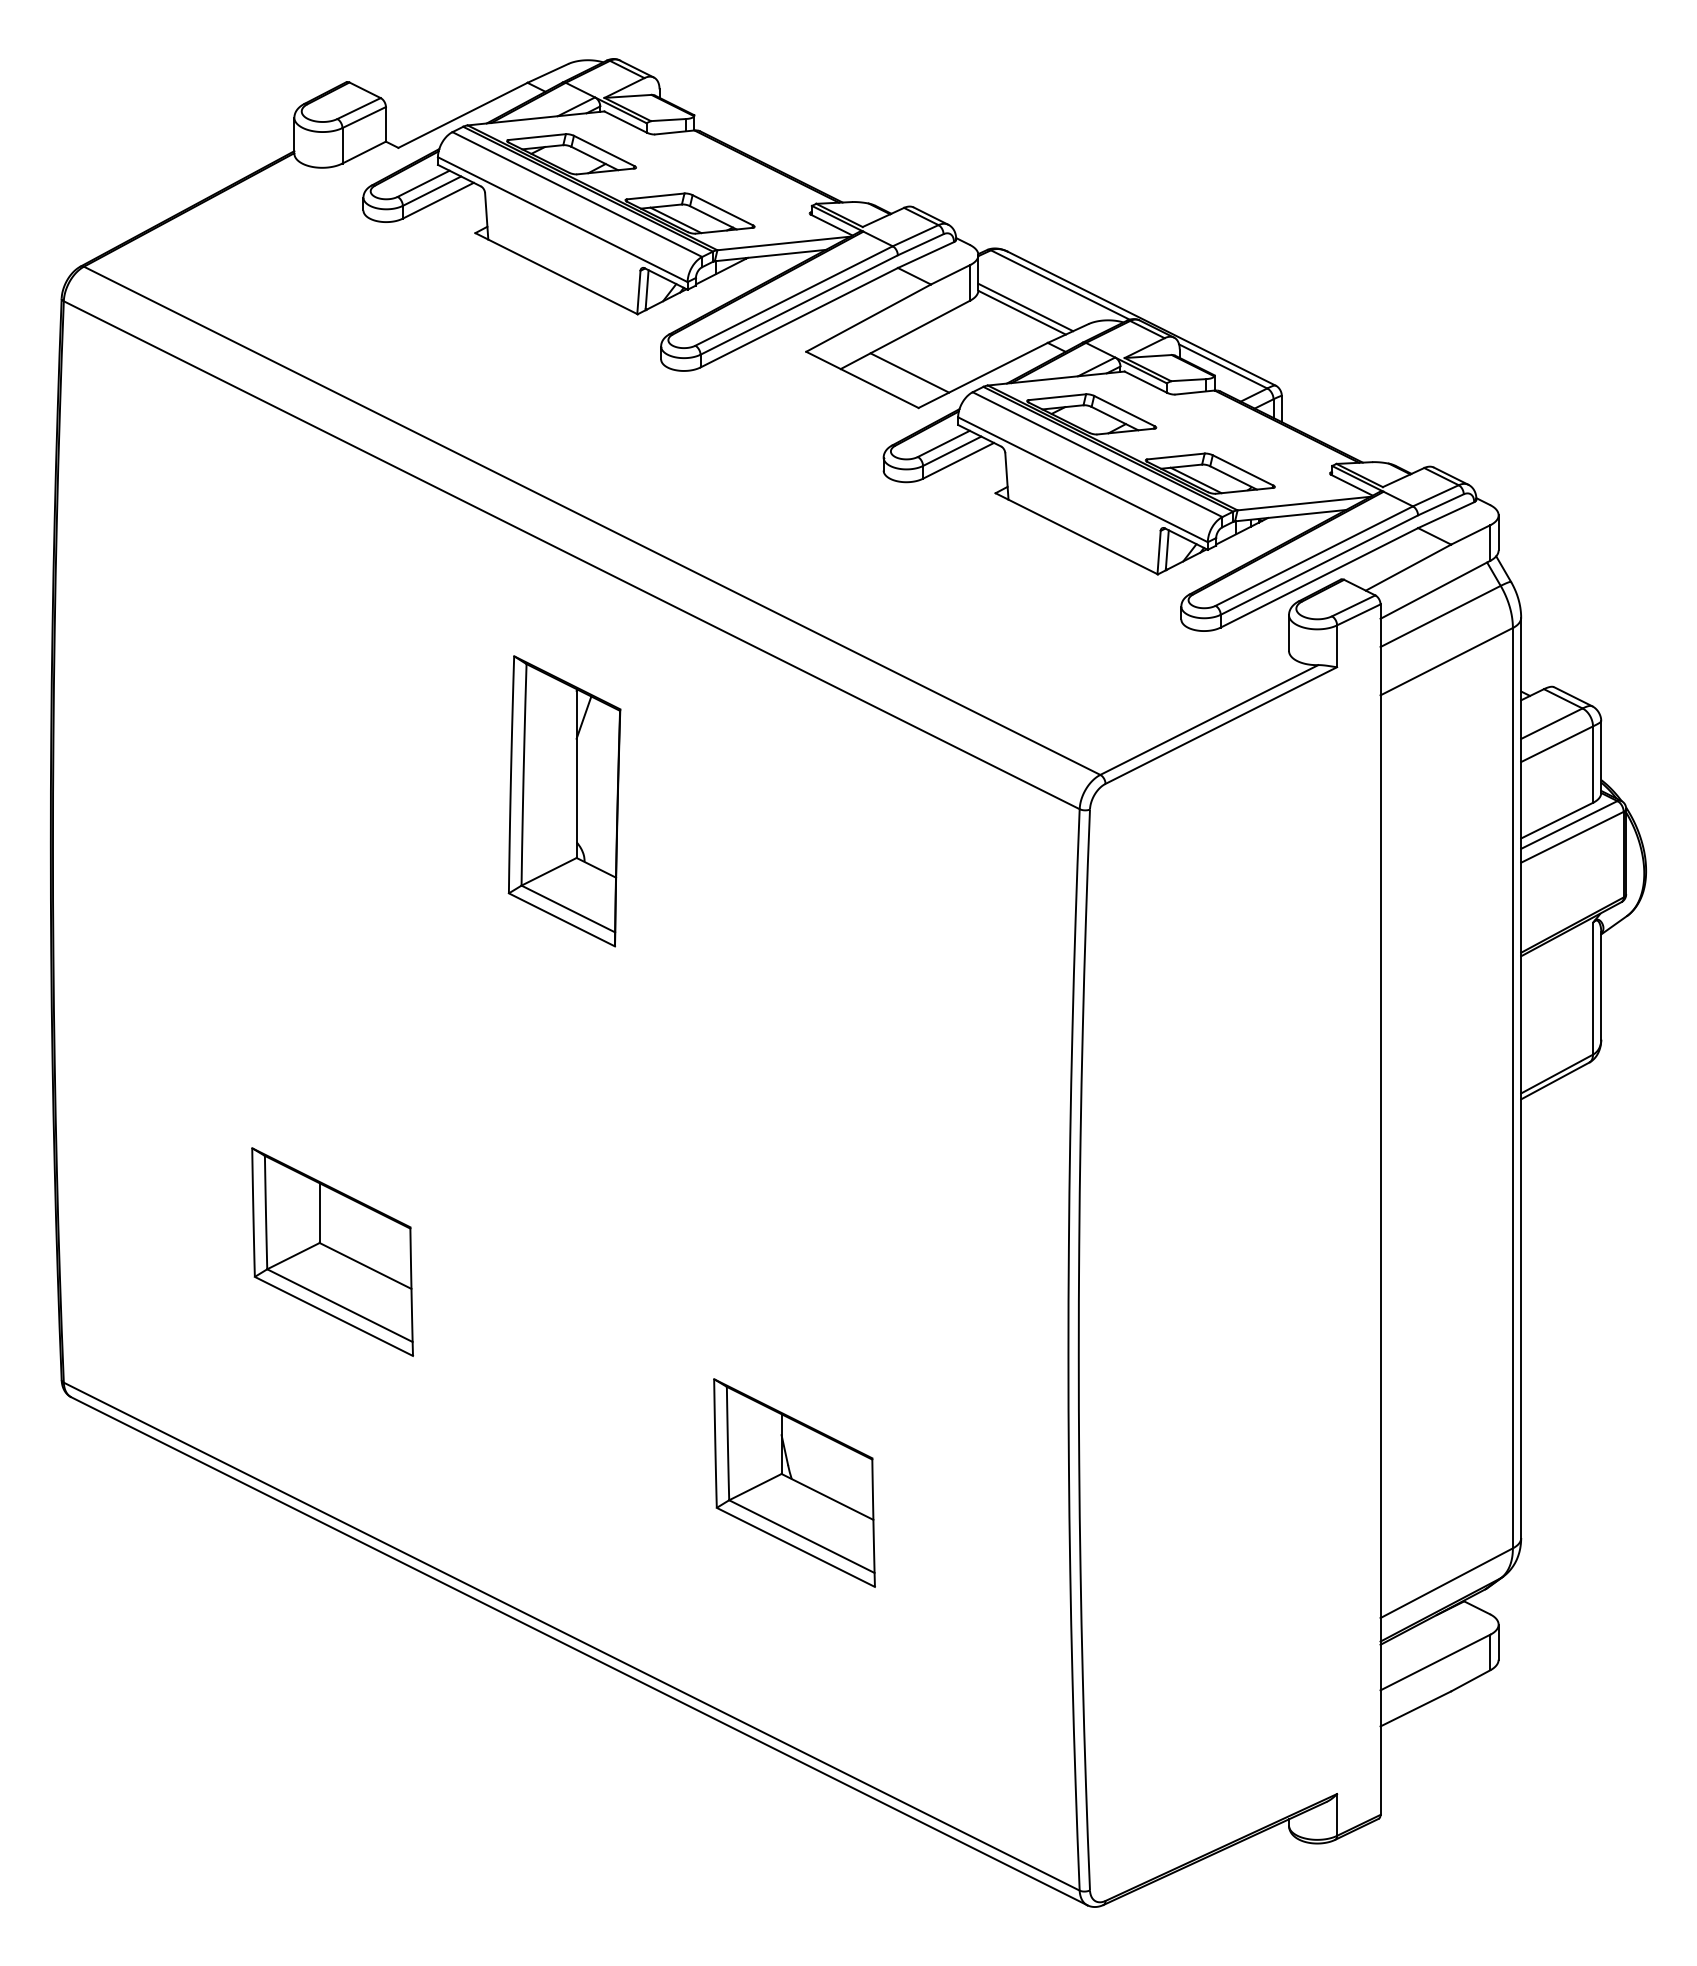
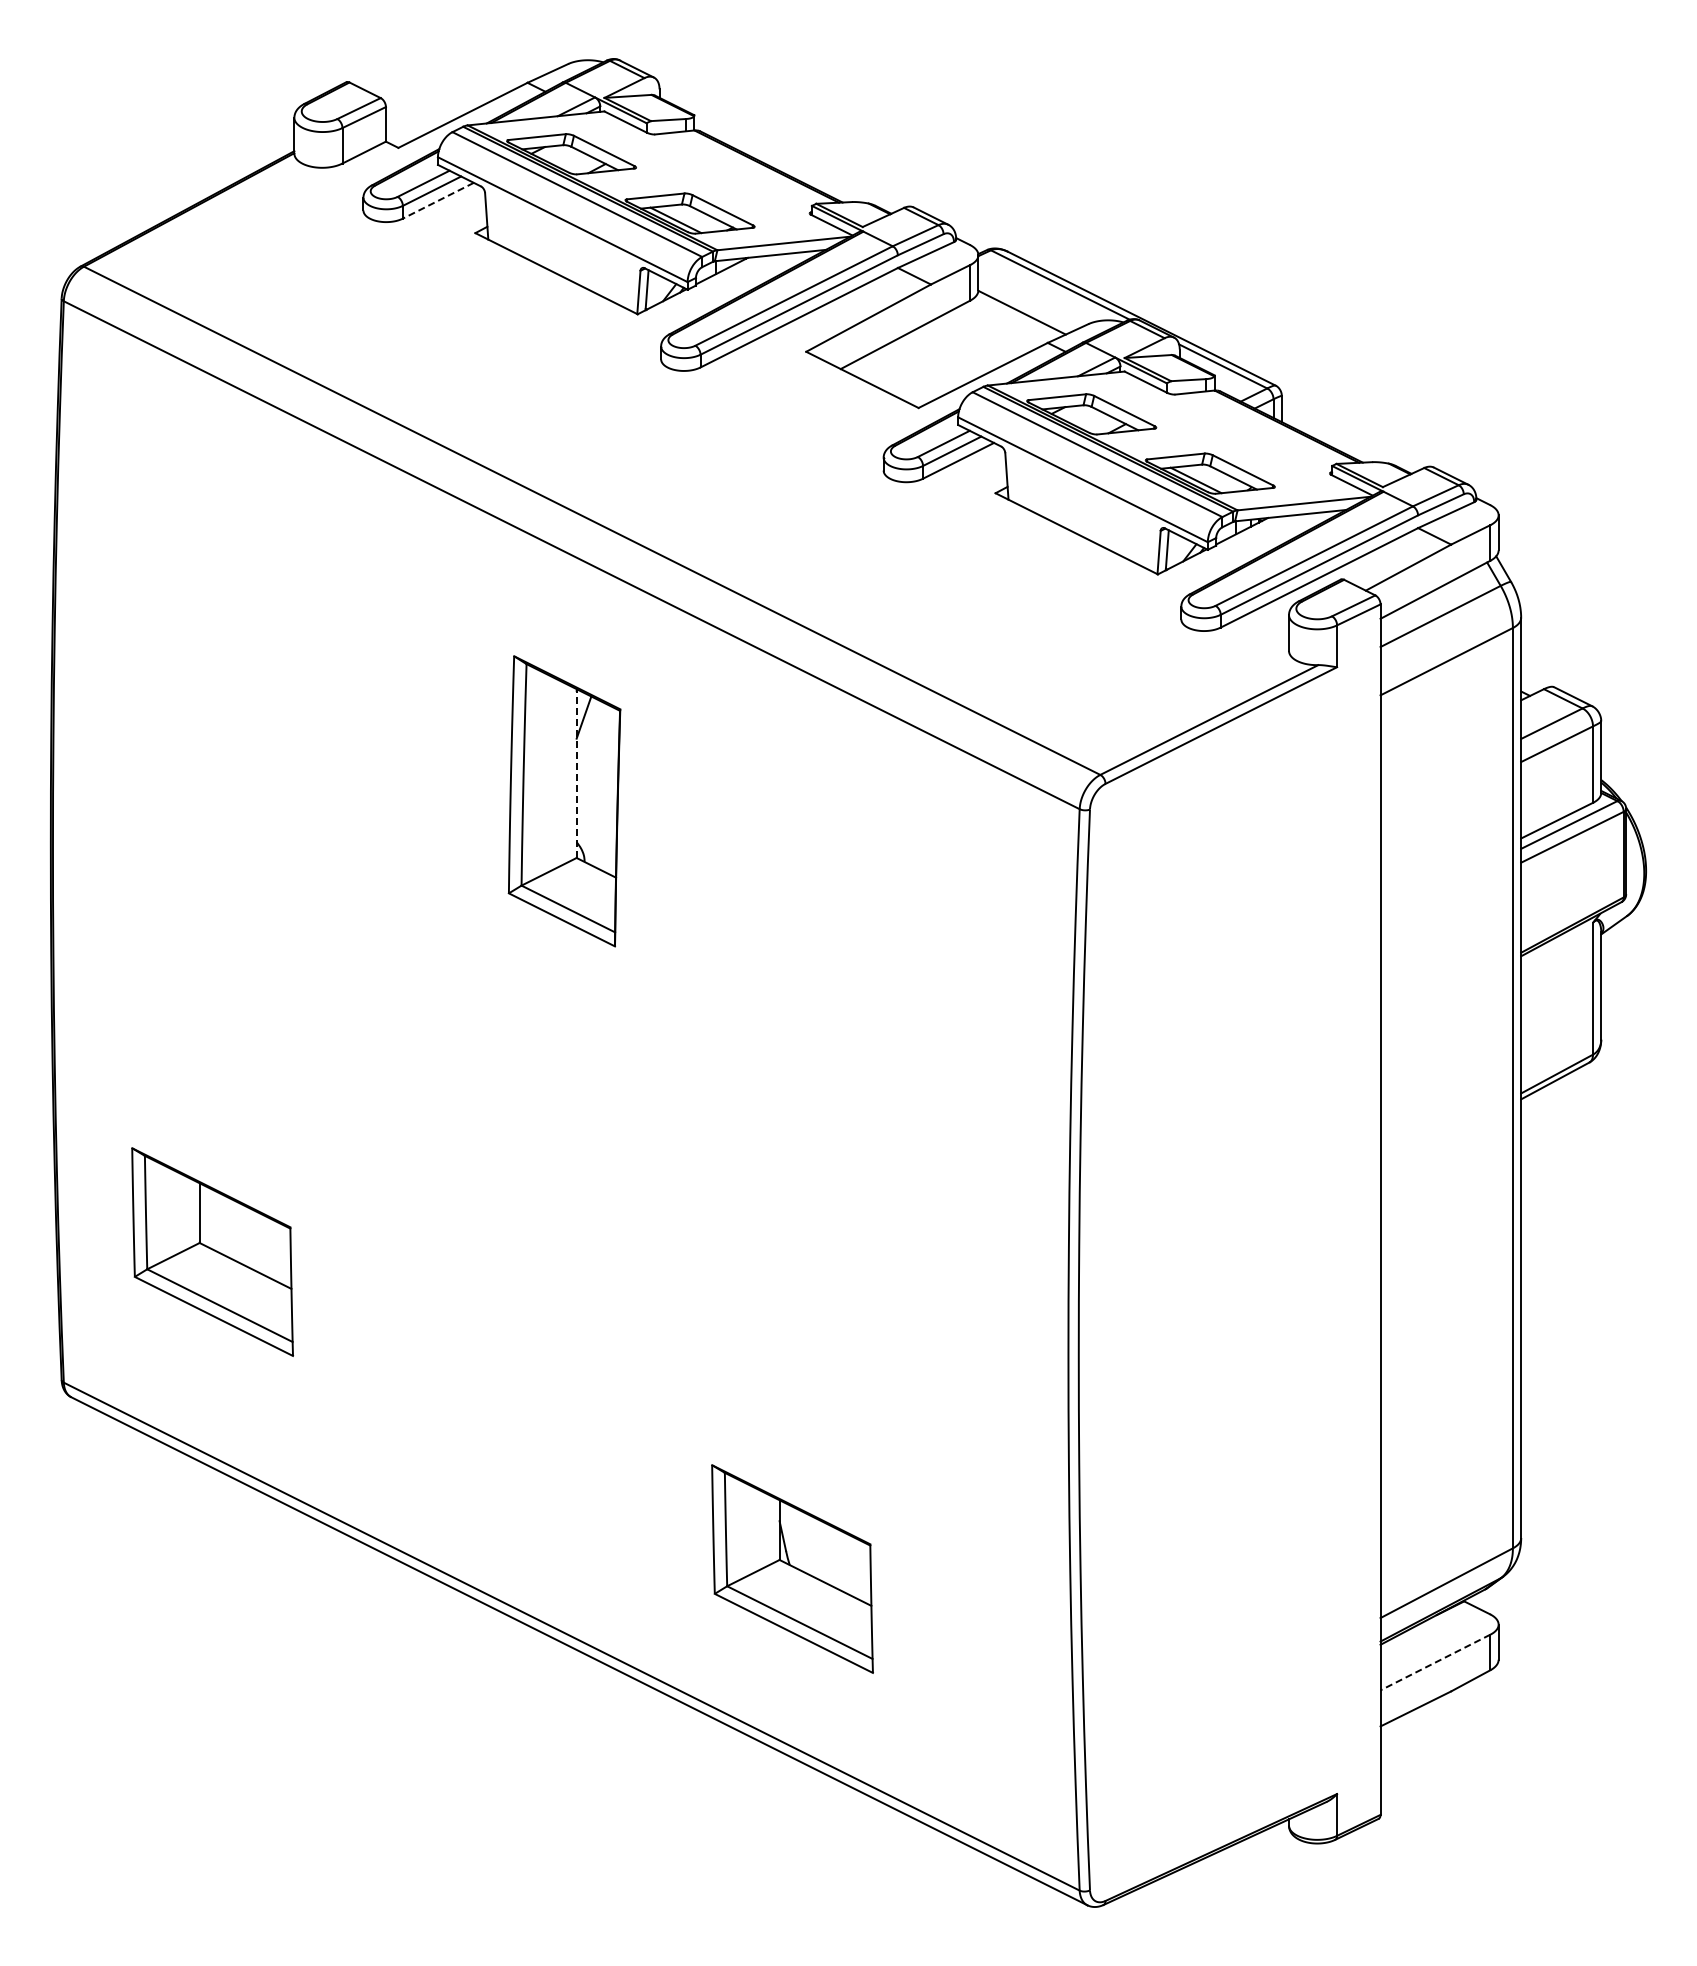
line: solid -> dashed (438, 200)
line: present -> none (1025, 307)
line: present -> none (909, 372)
line: solid -> dashed (576, 773)
part position: (332, 1251) -> (212, 1251) (212, 1251)
part position: (794, 1482) -> (792, 1568) (792, 1568)
line: solid -> dashed (1435, 1662)
